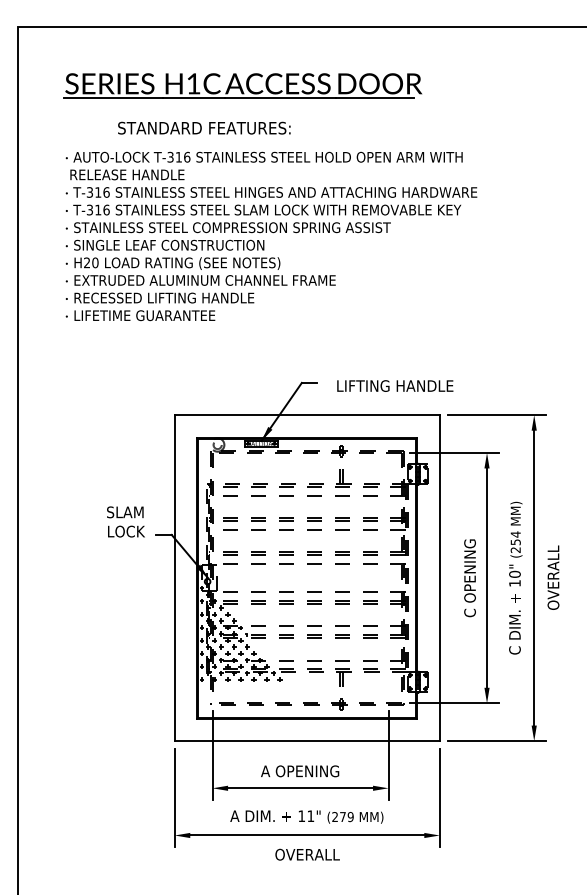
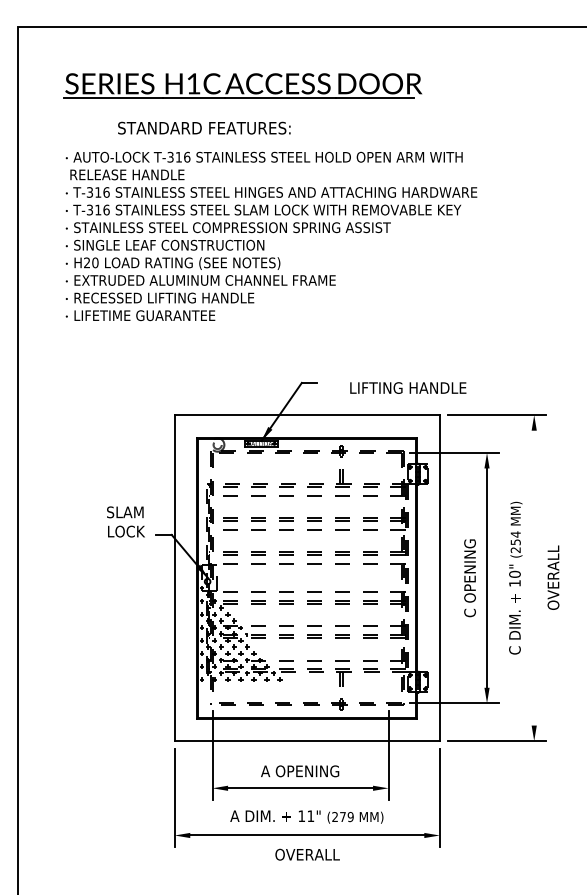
text position: (395, 385) -> (408, 387) (408, 387)
line: present -> none (534, 577)
